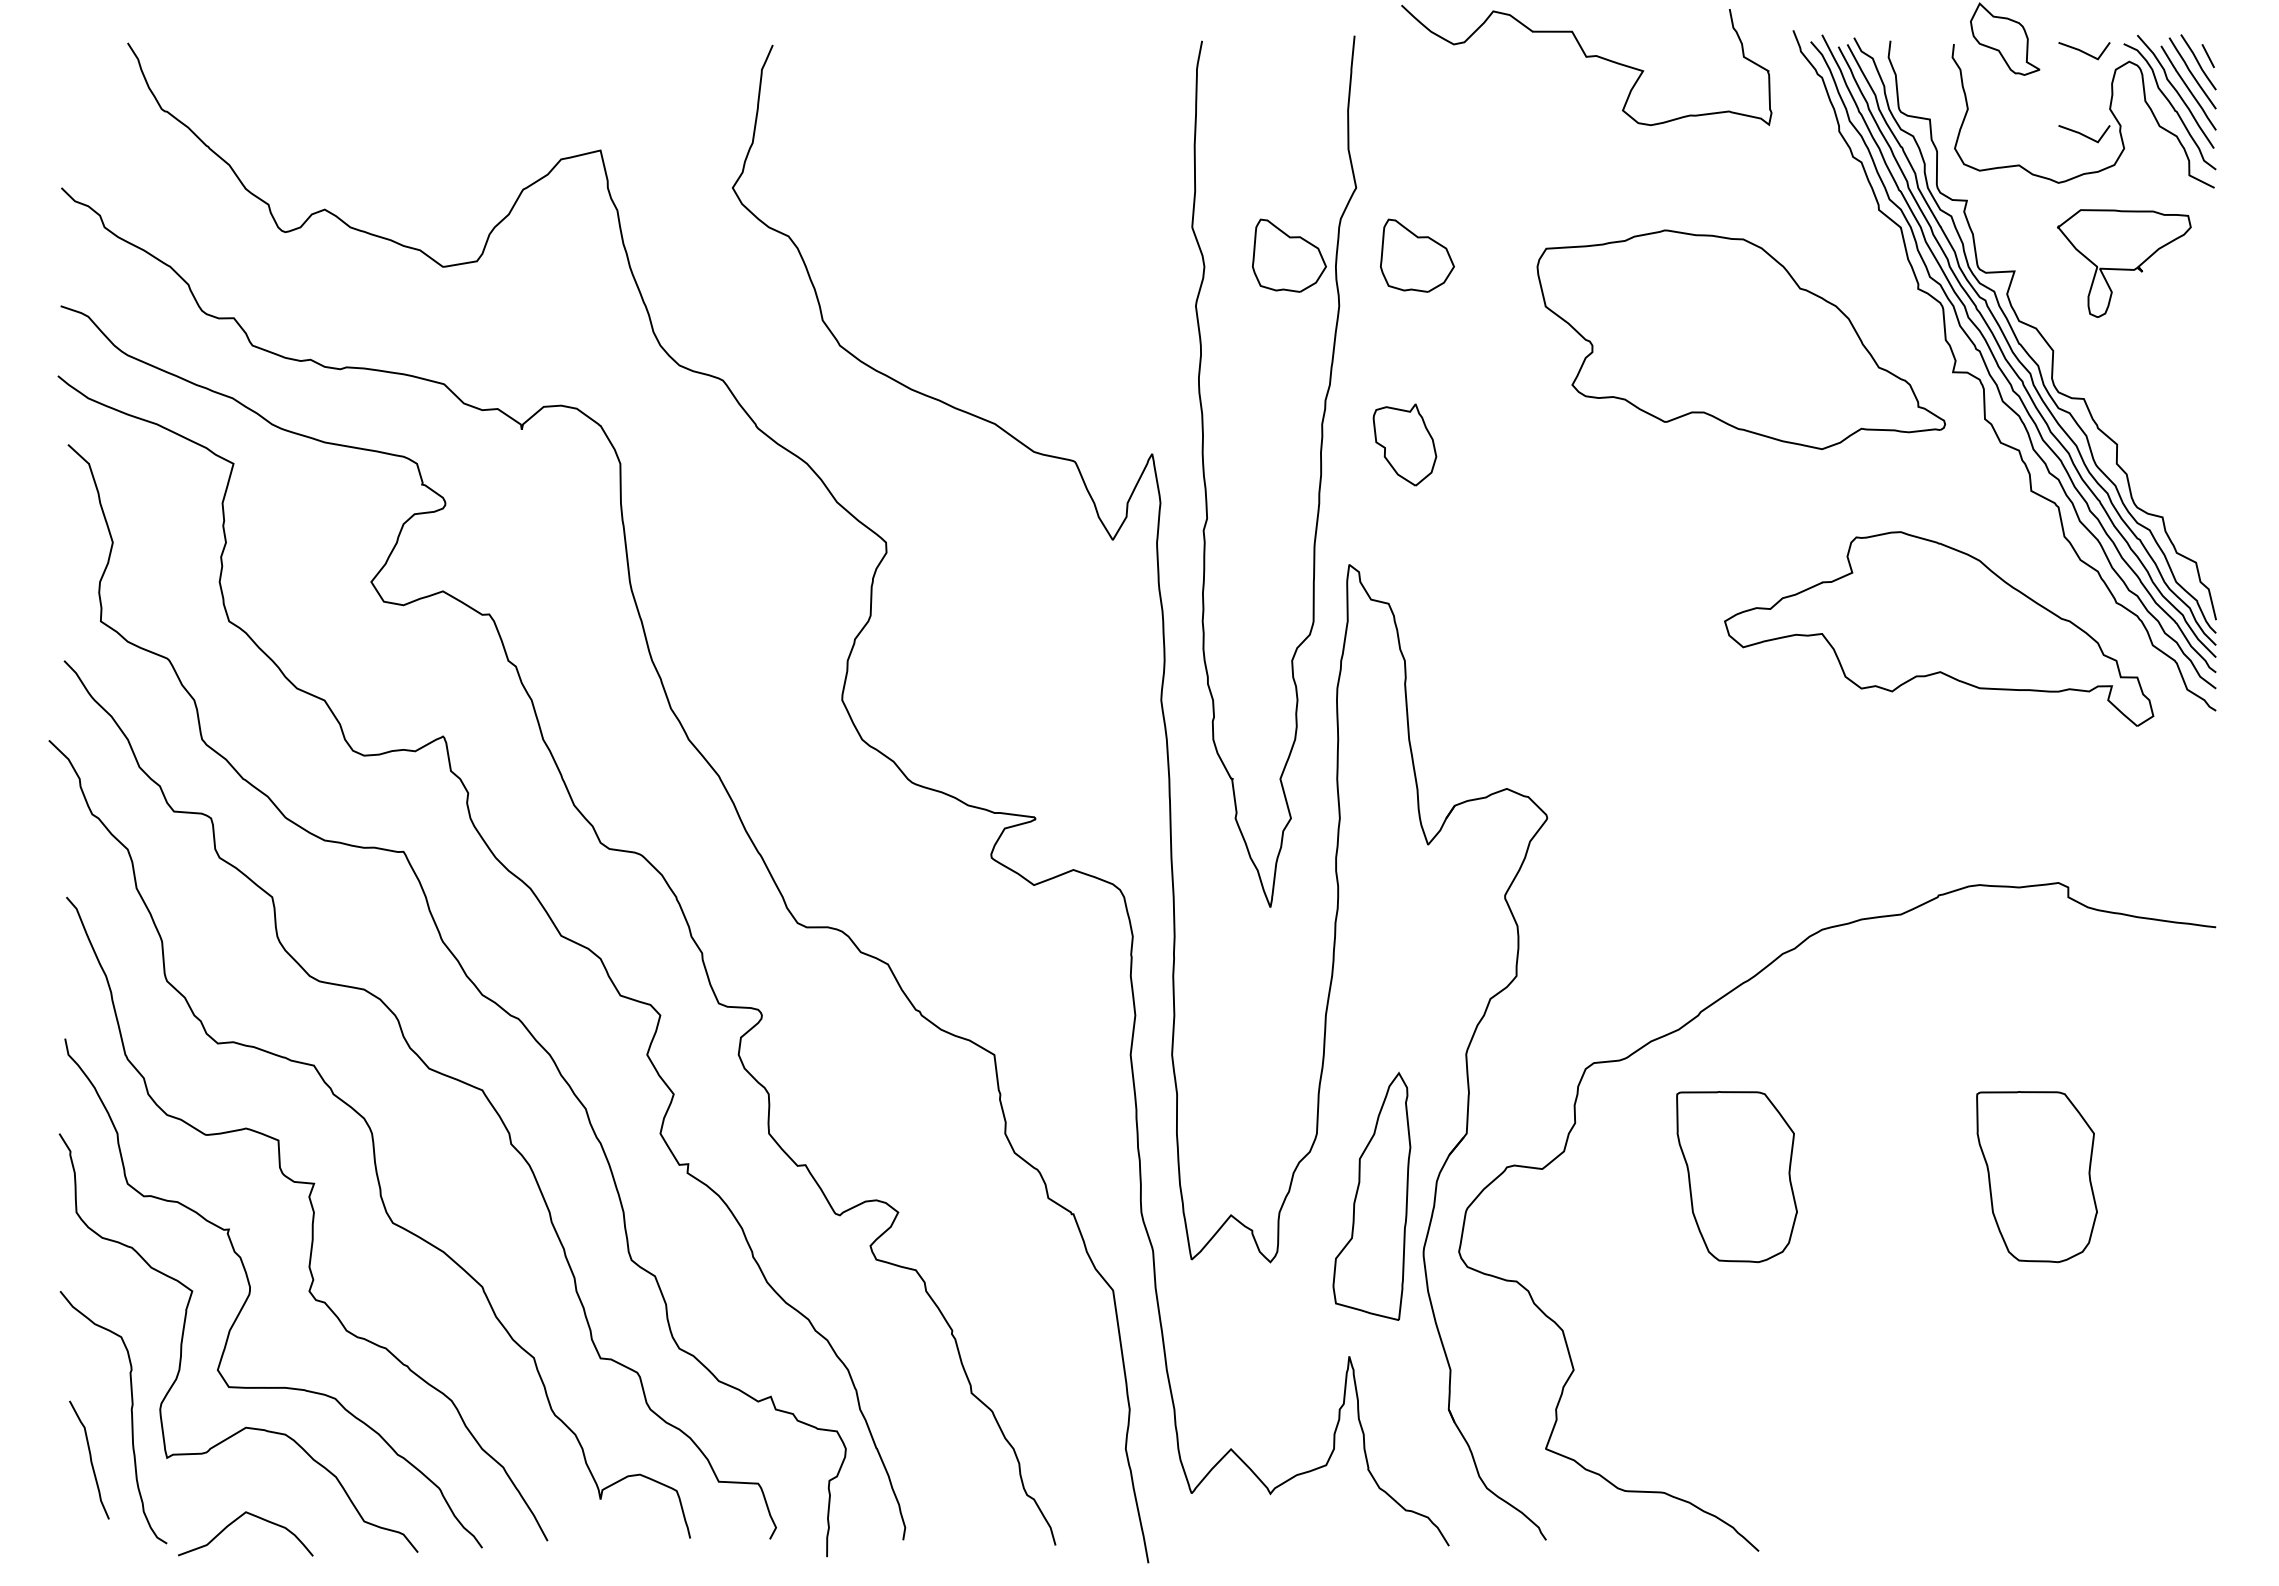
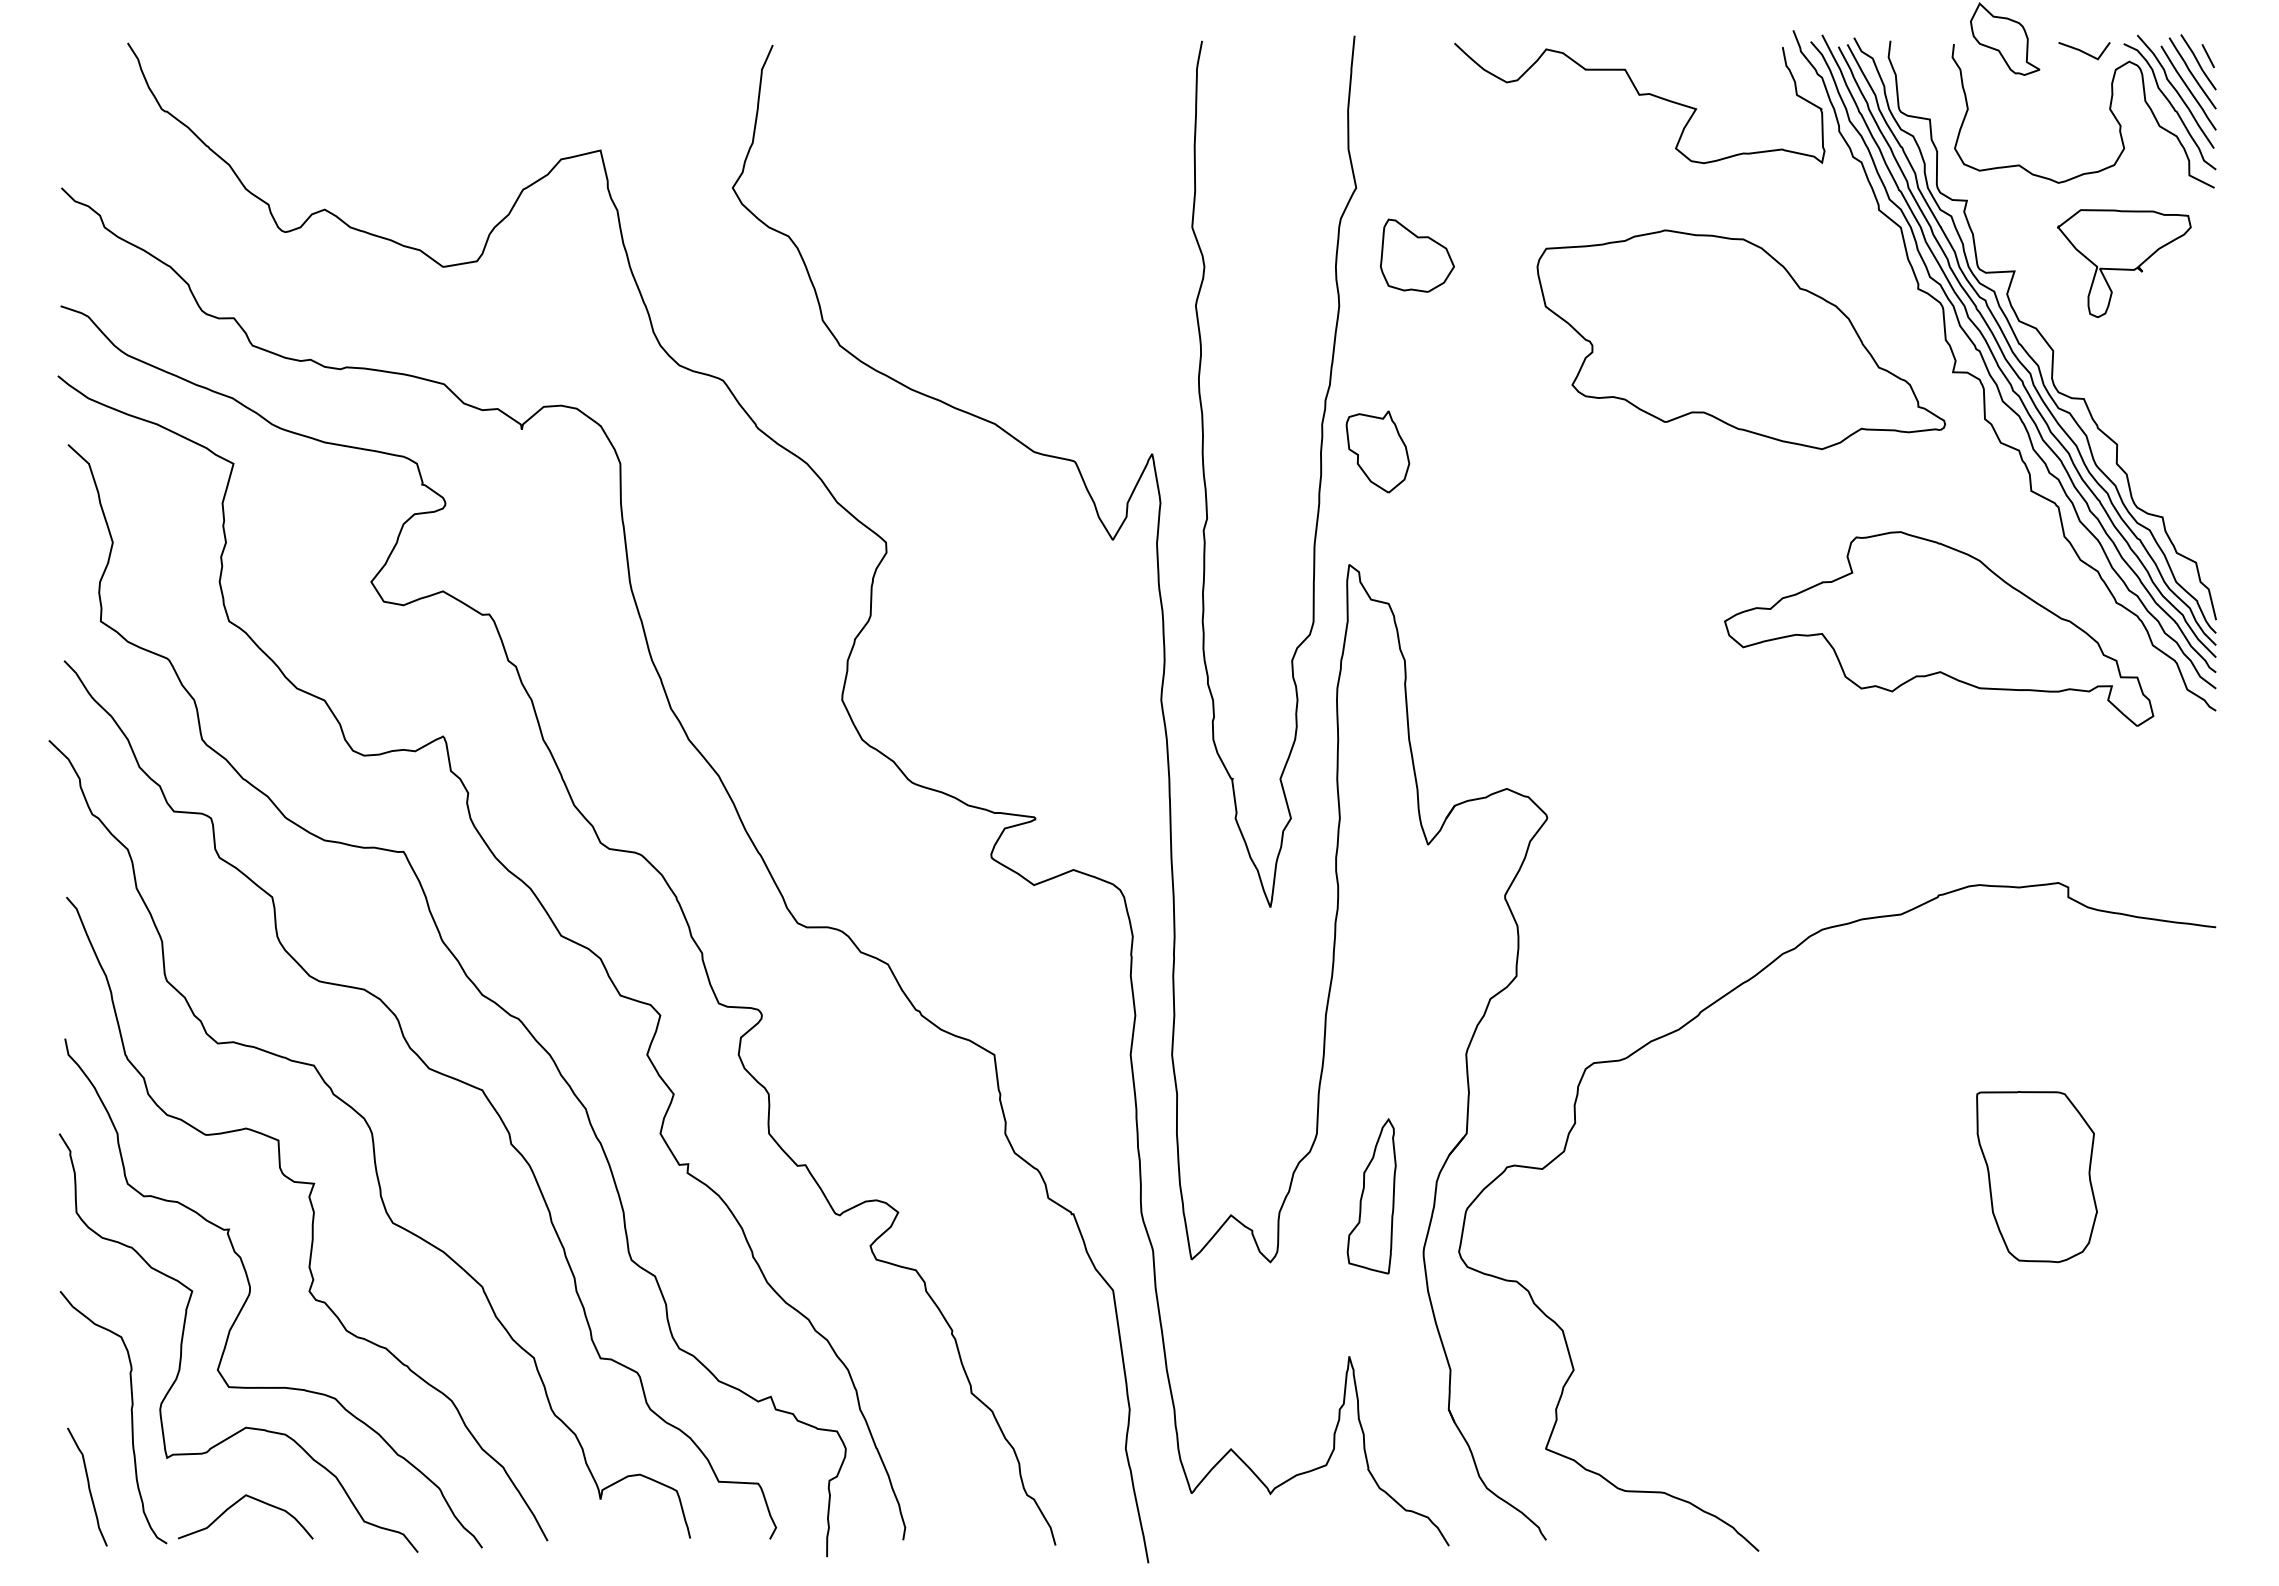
curve position: (1586, 57) -> (1639, 95) (1639, 95)
line: present -> none (2084, 134)
part: present -> none (1289, 255)
part position: (1404, 444) -> (1377, 451) (1377, 451)
part: present -> none (1736, 1177)
part size: 80x250 px -> 51x157 px (1371, 1196)
curve position: (90, 1459) -> (88, 1486) (88, 1486)
curve position: (234, 1522) -> (234, 1505) (234, 1505)
